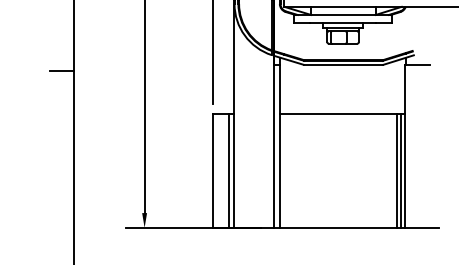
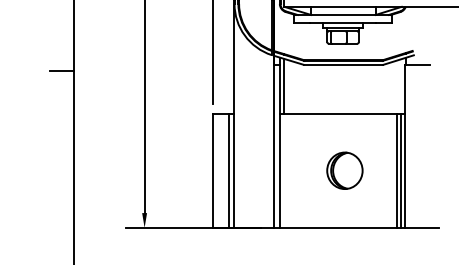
line: none -> present (284, 85)
part: none -> present (344, 170)
